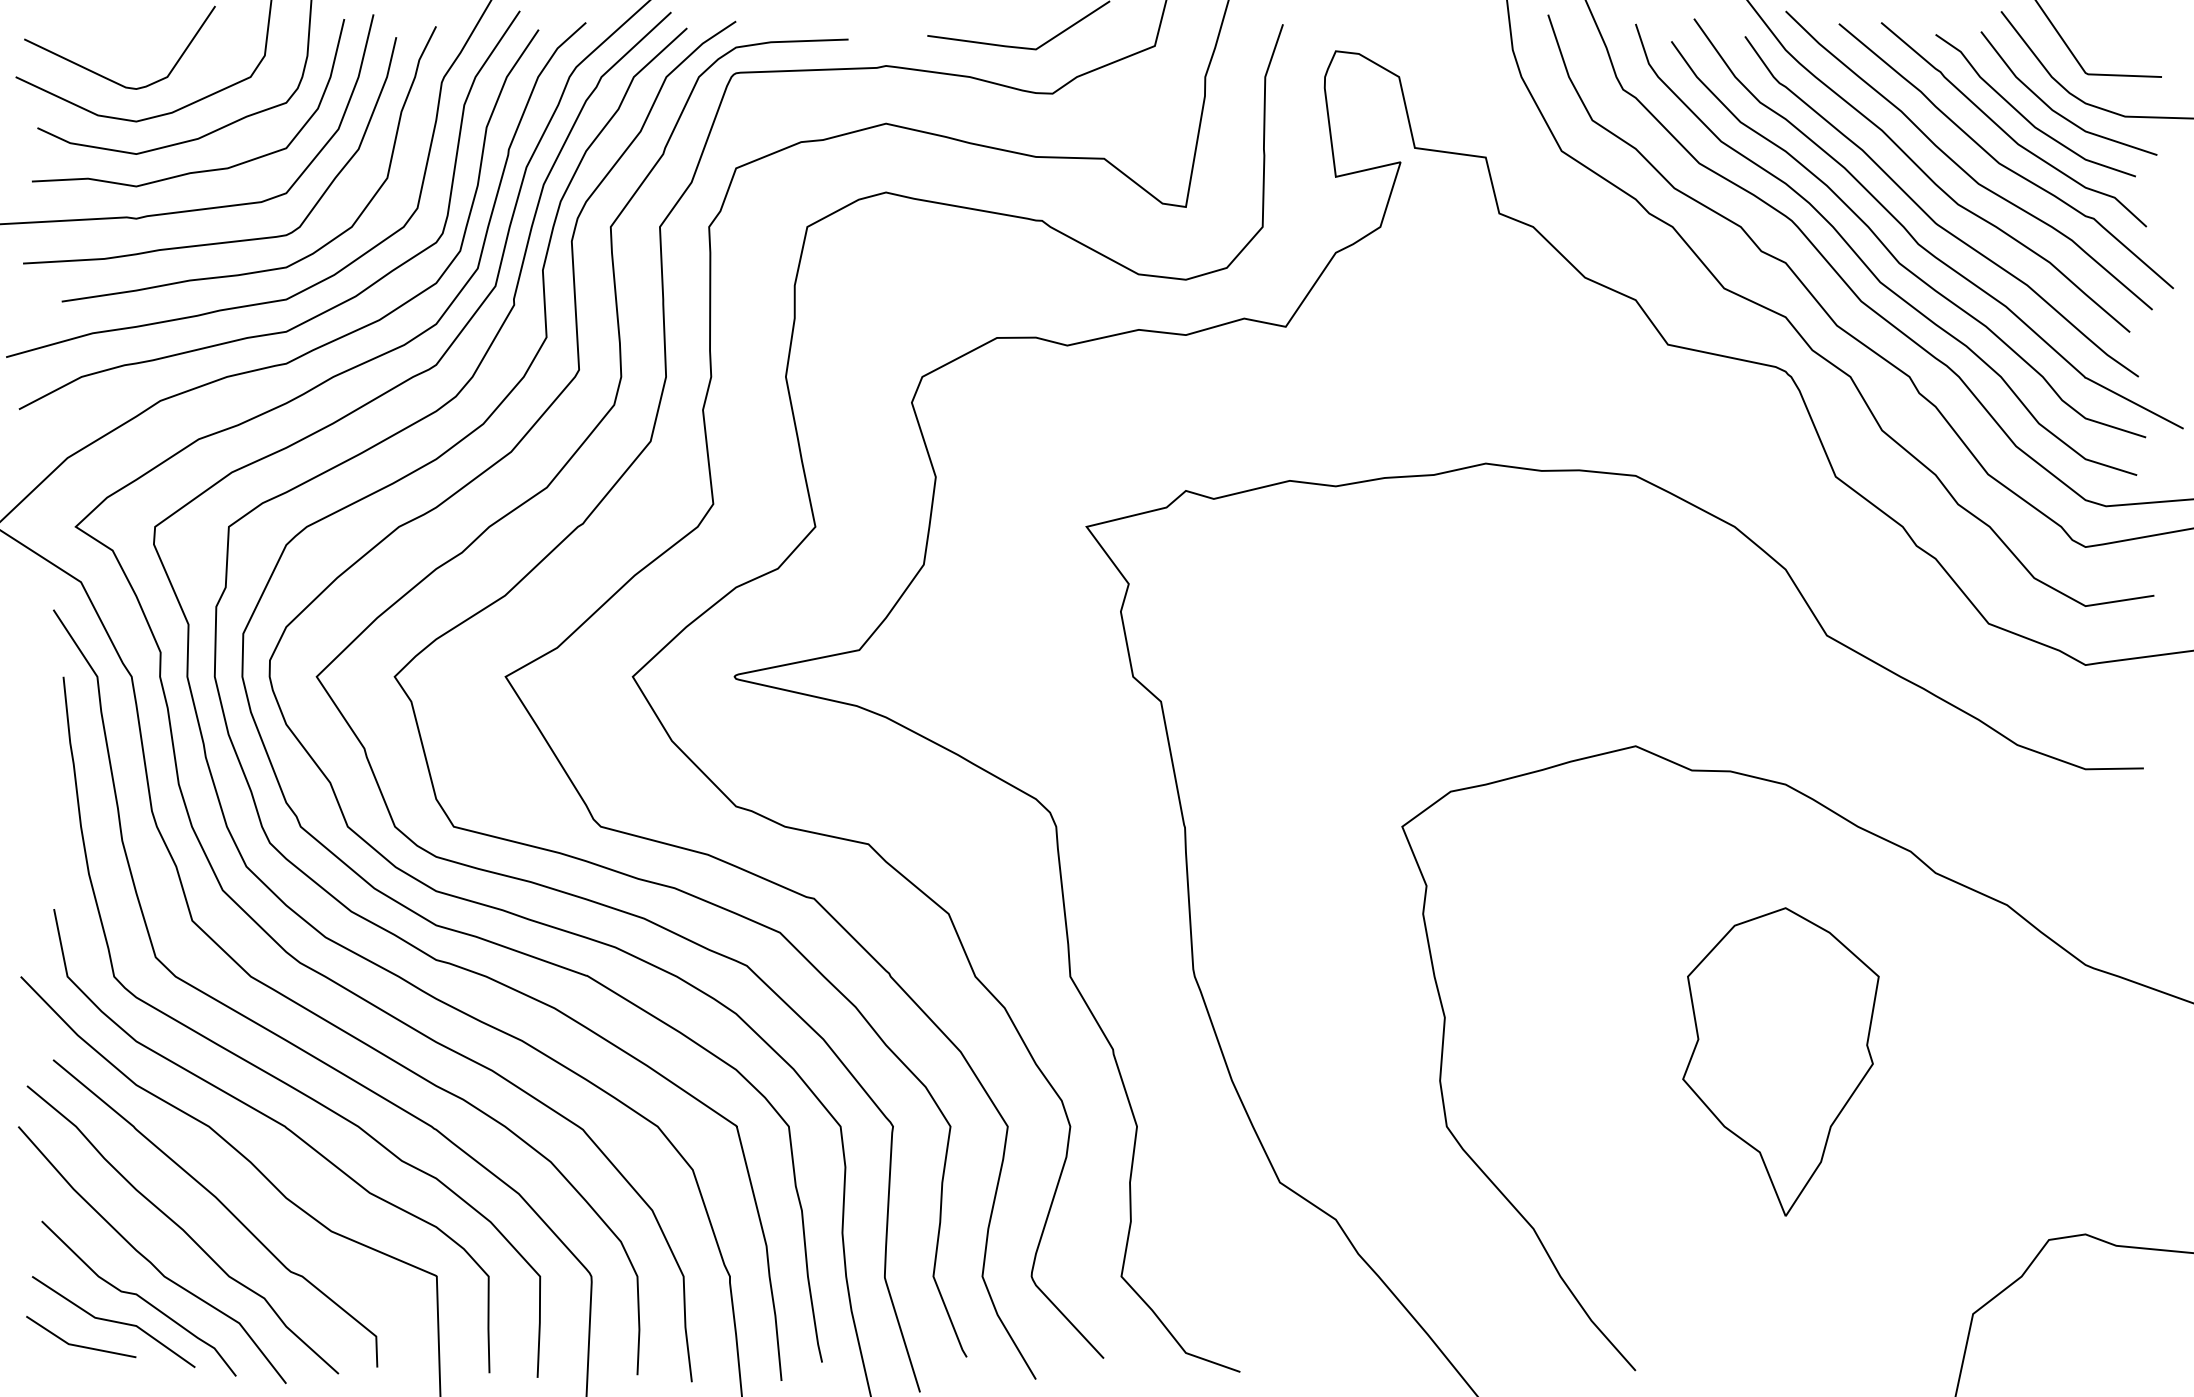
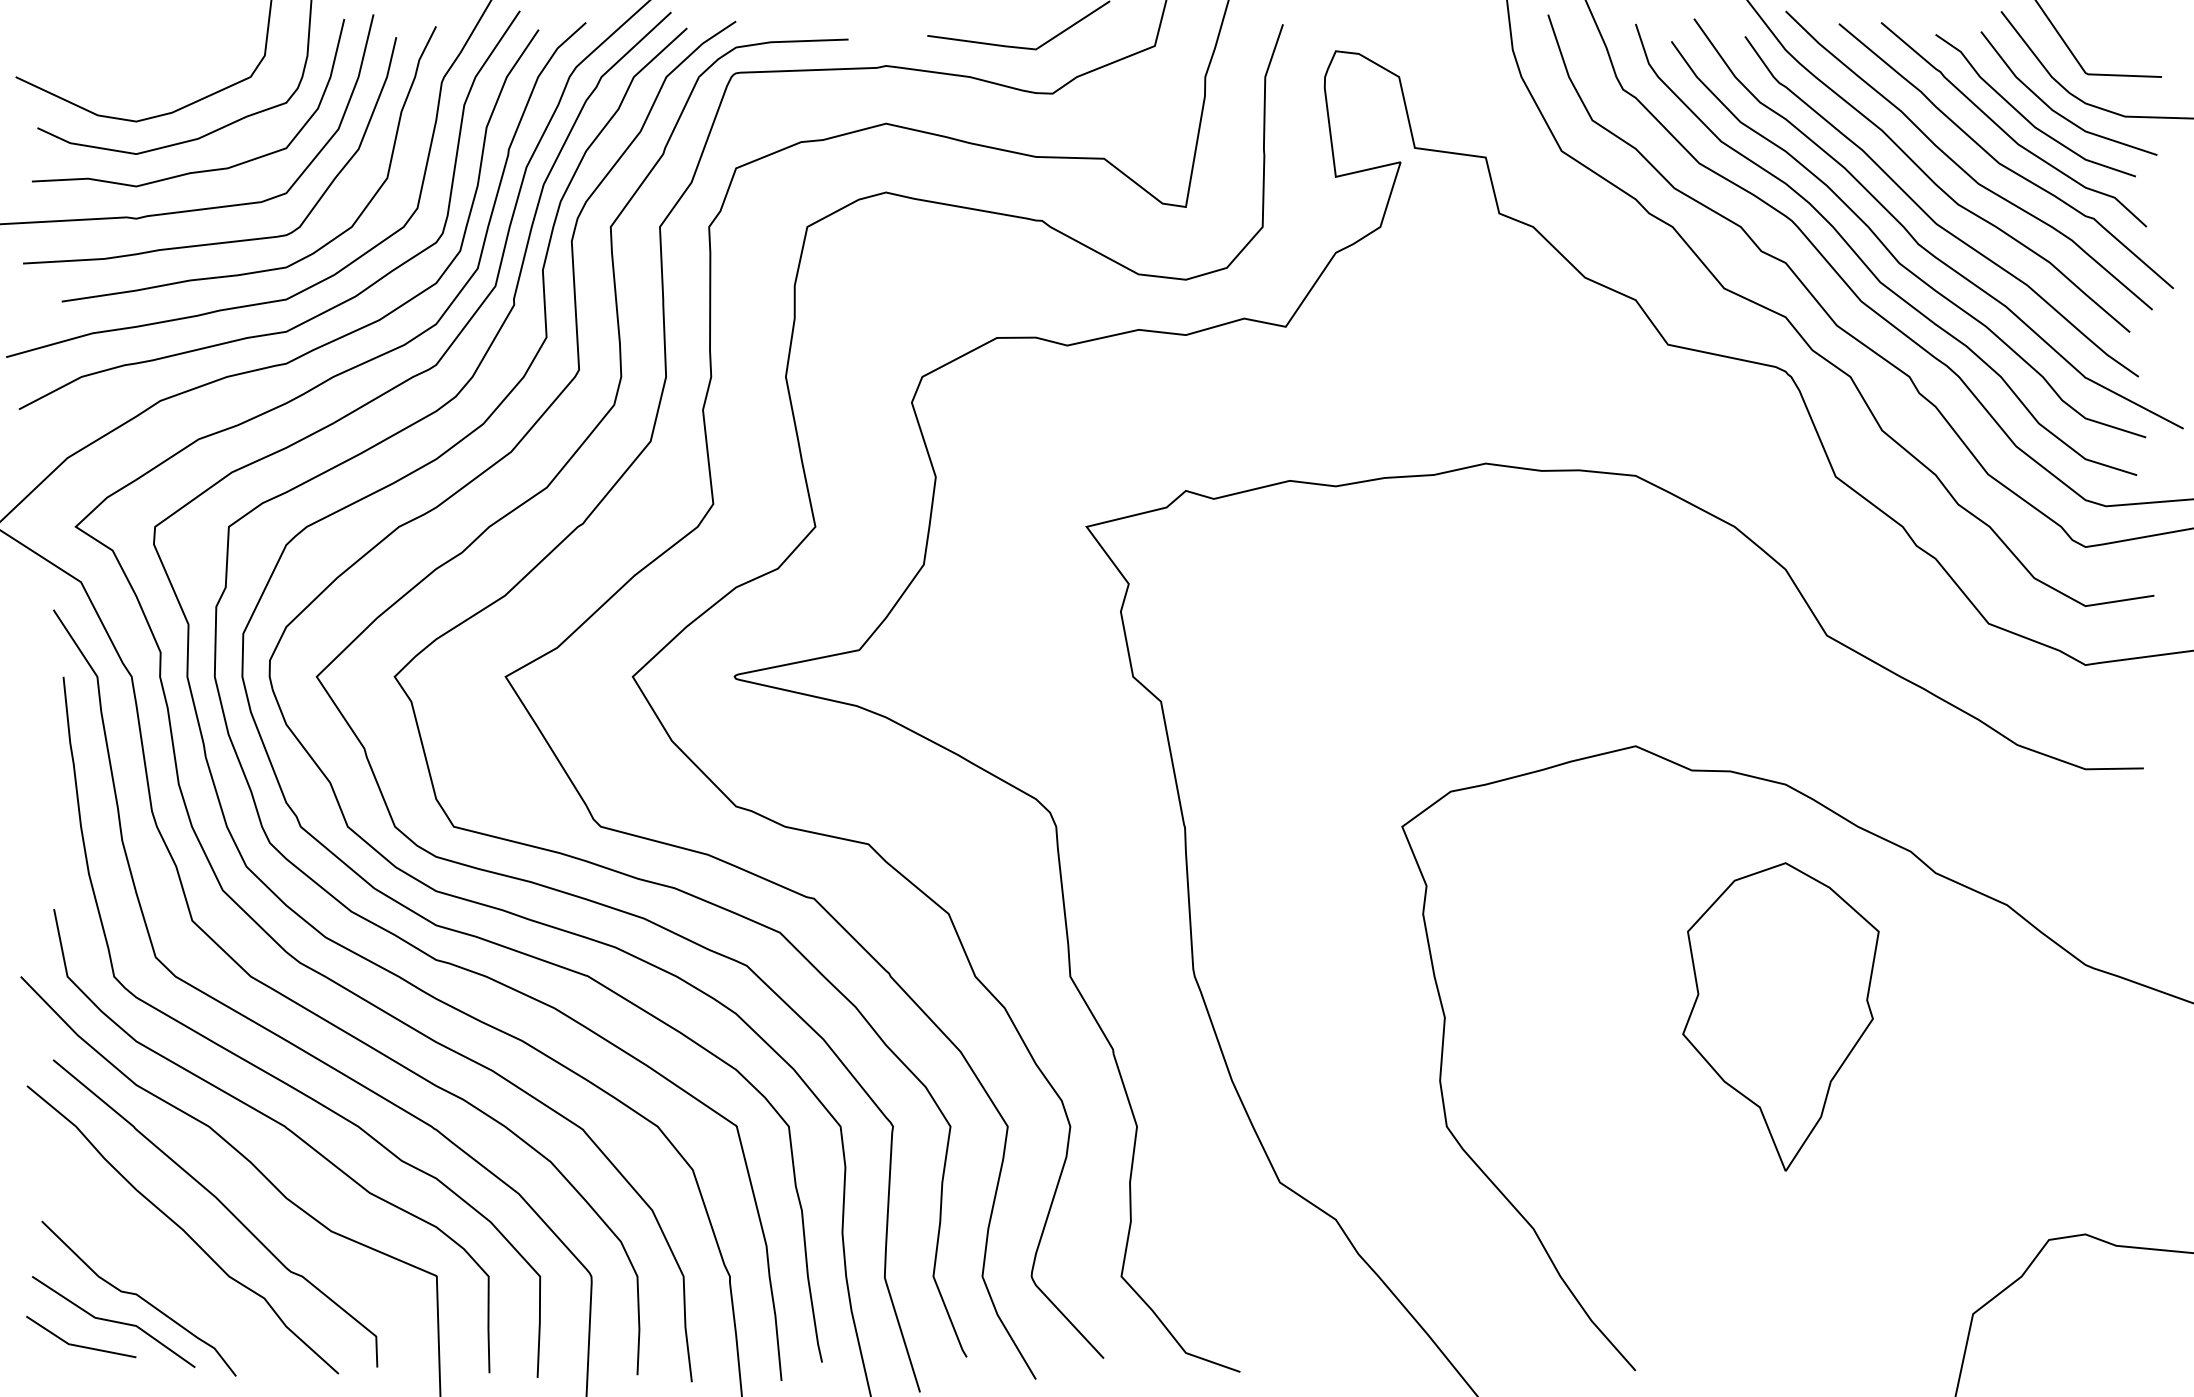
curve: present -> none (105, 76)
part position: (1780, 1061) -> (1780, 1016) (1780, 1016)
curve: present -> none (148, 1259)
